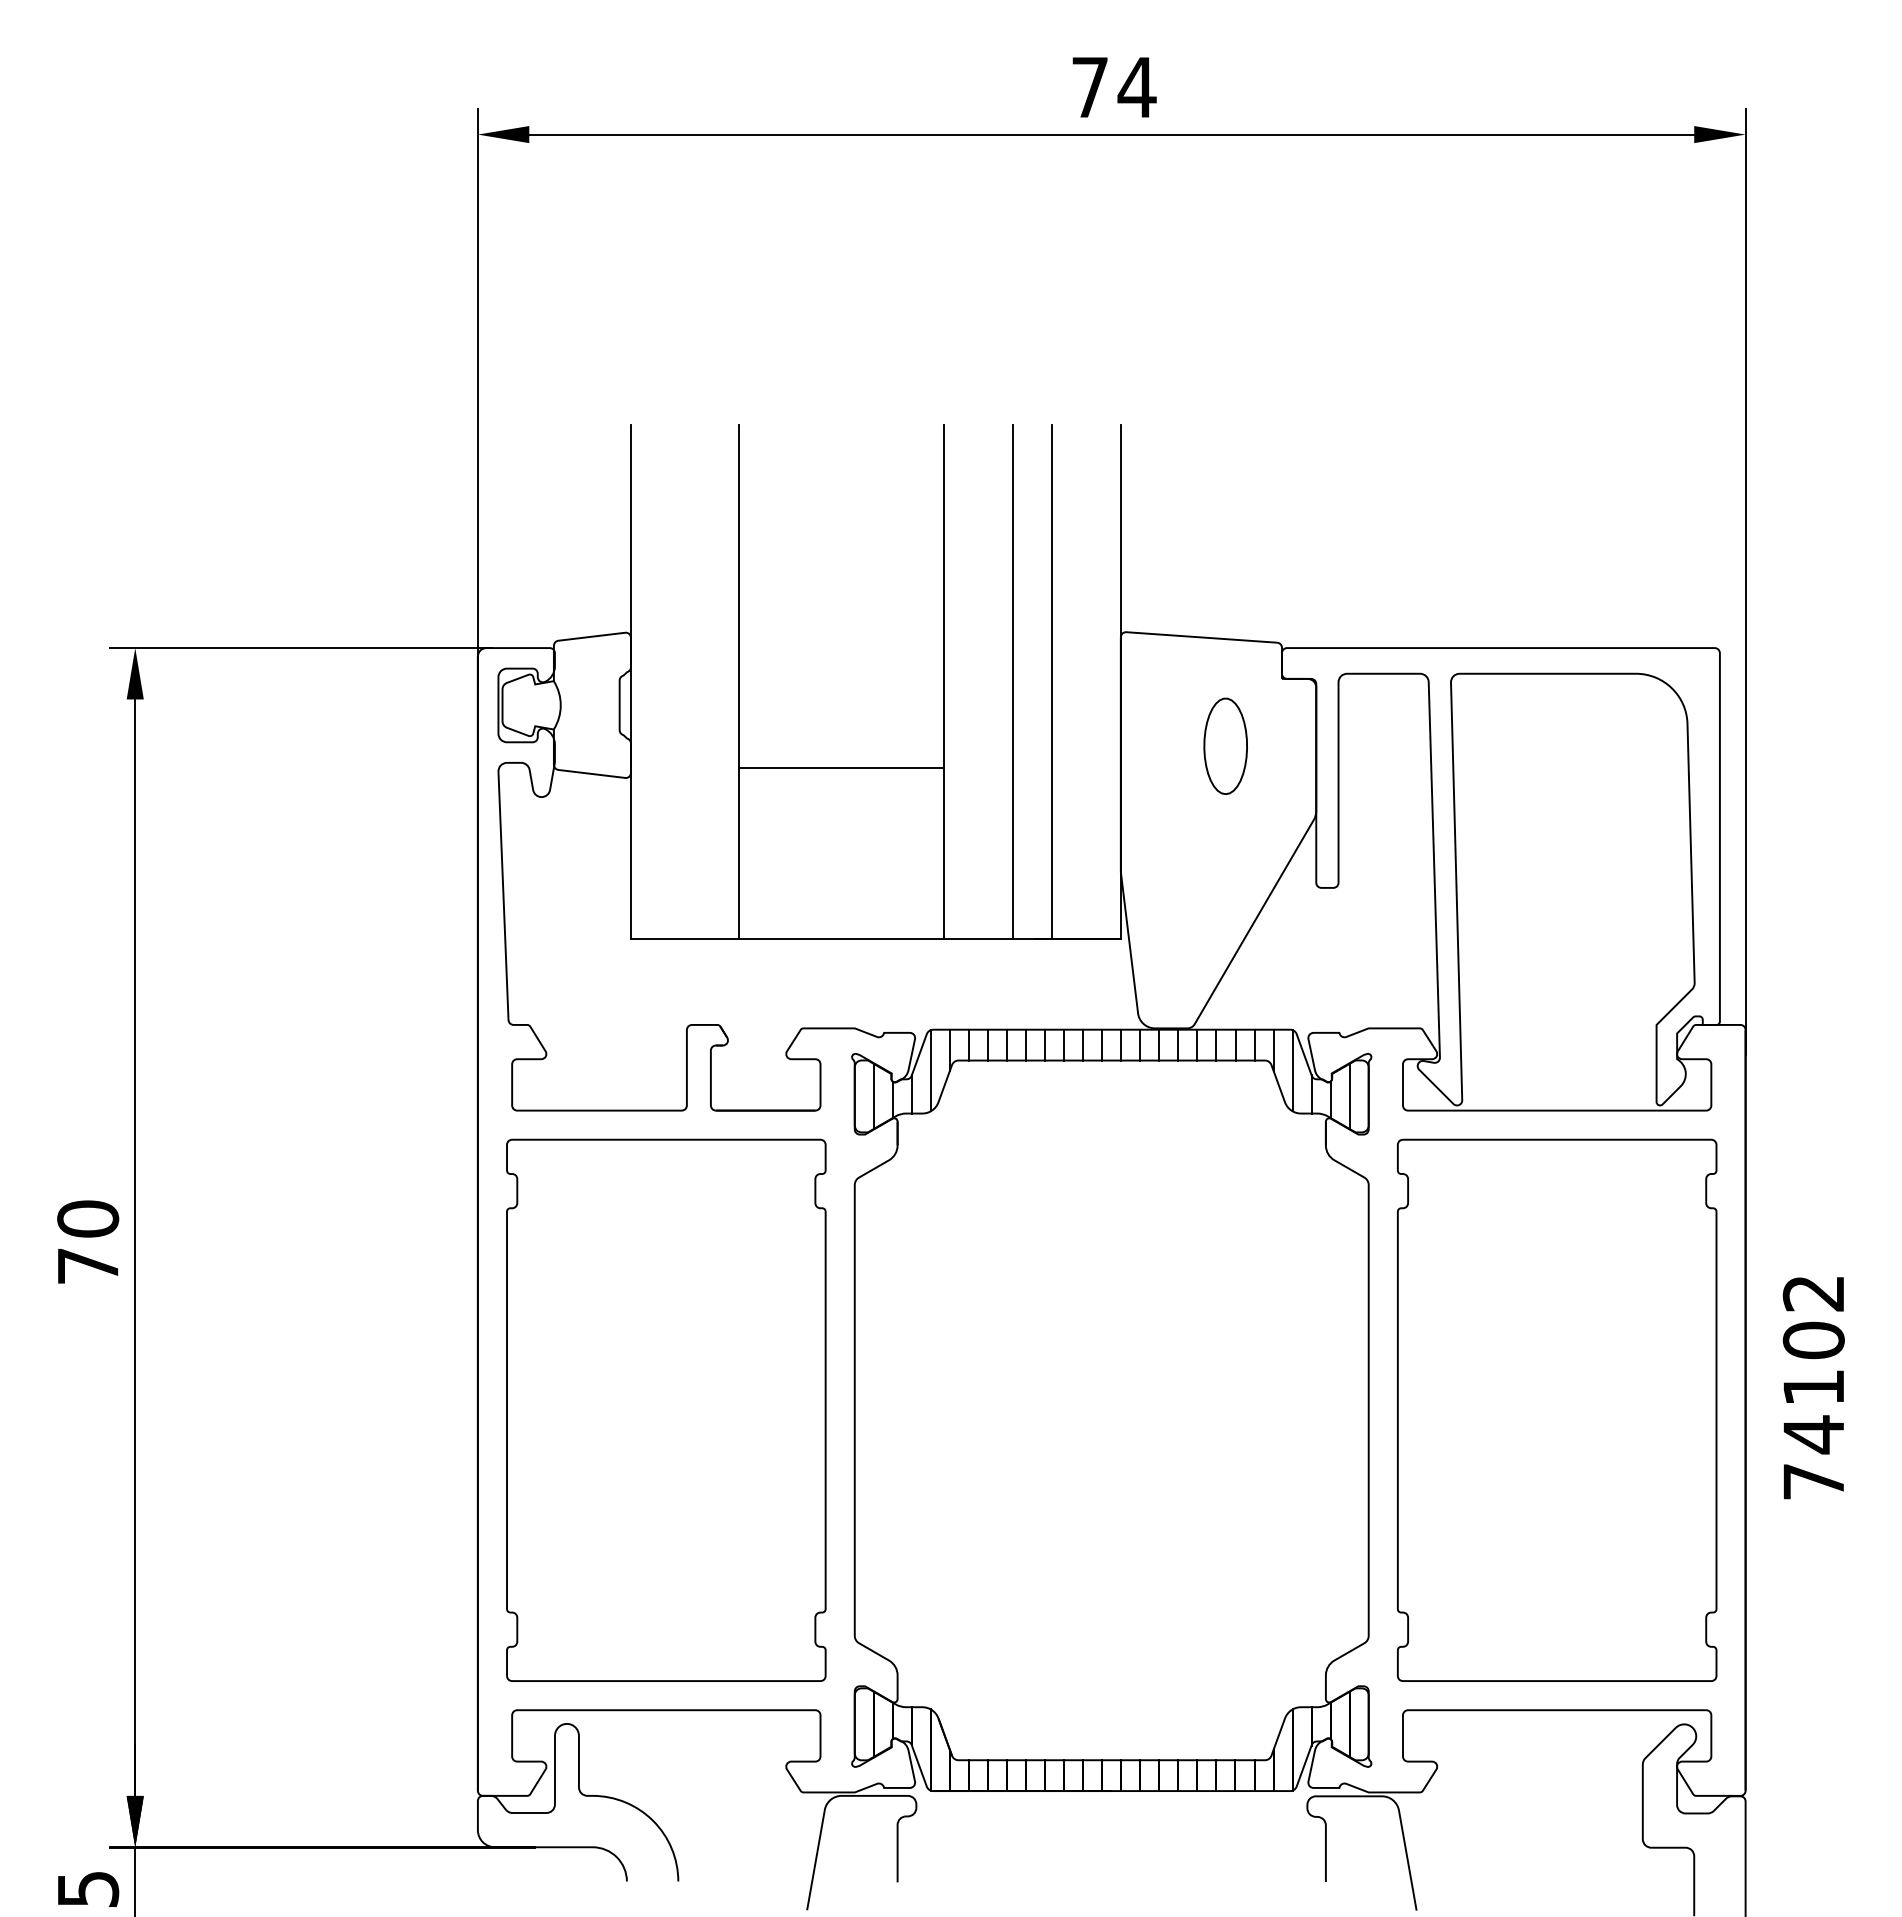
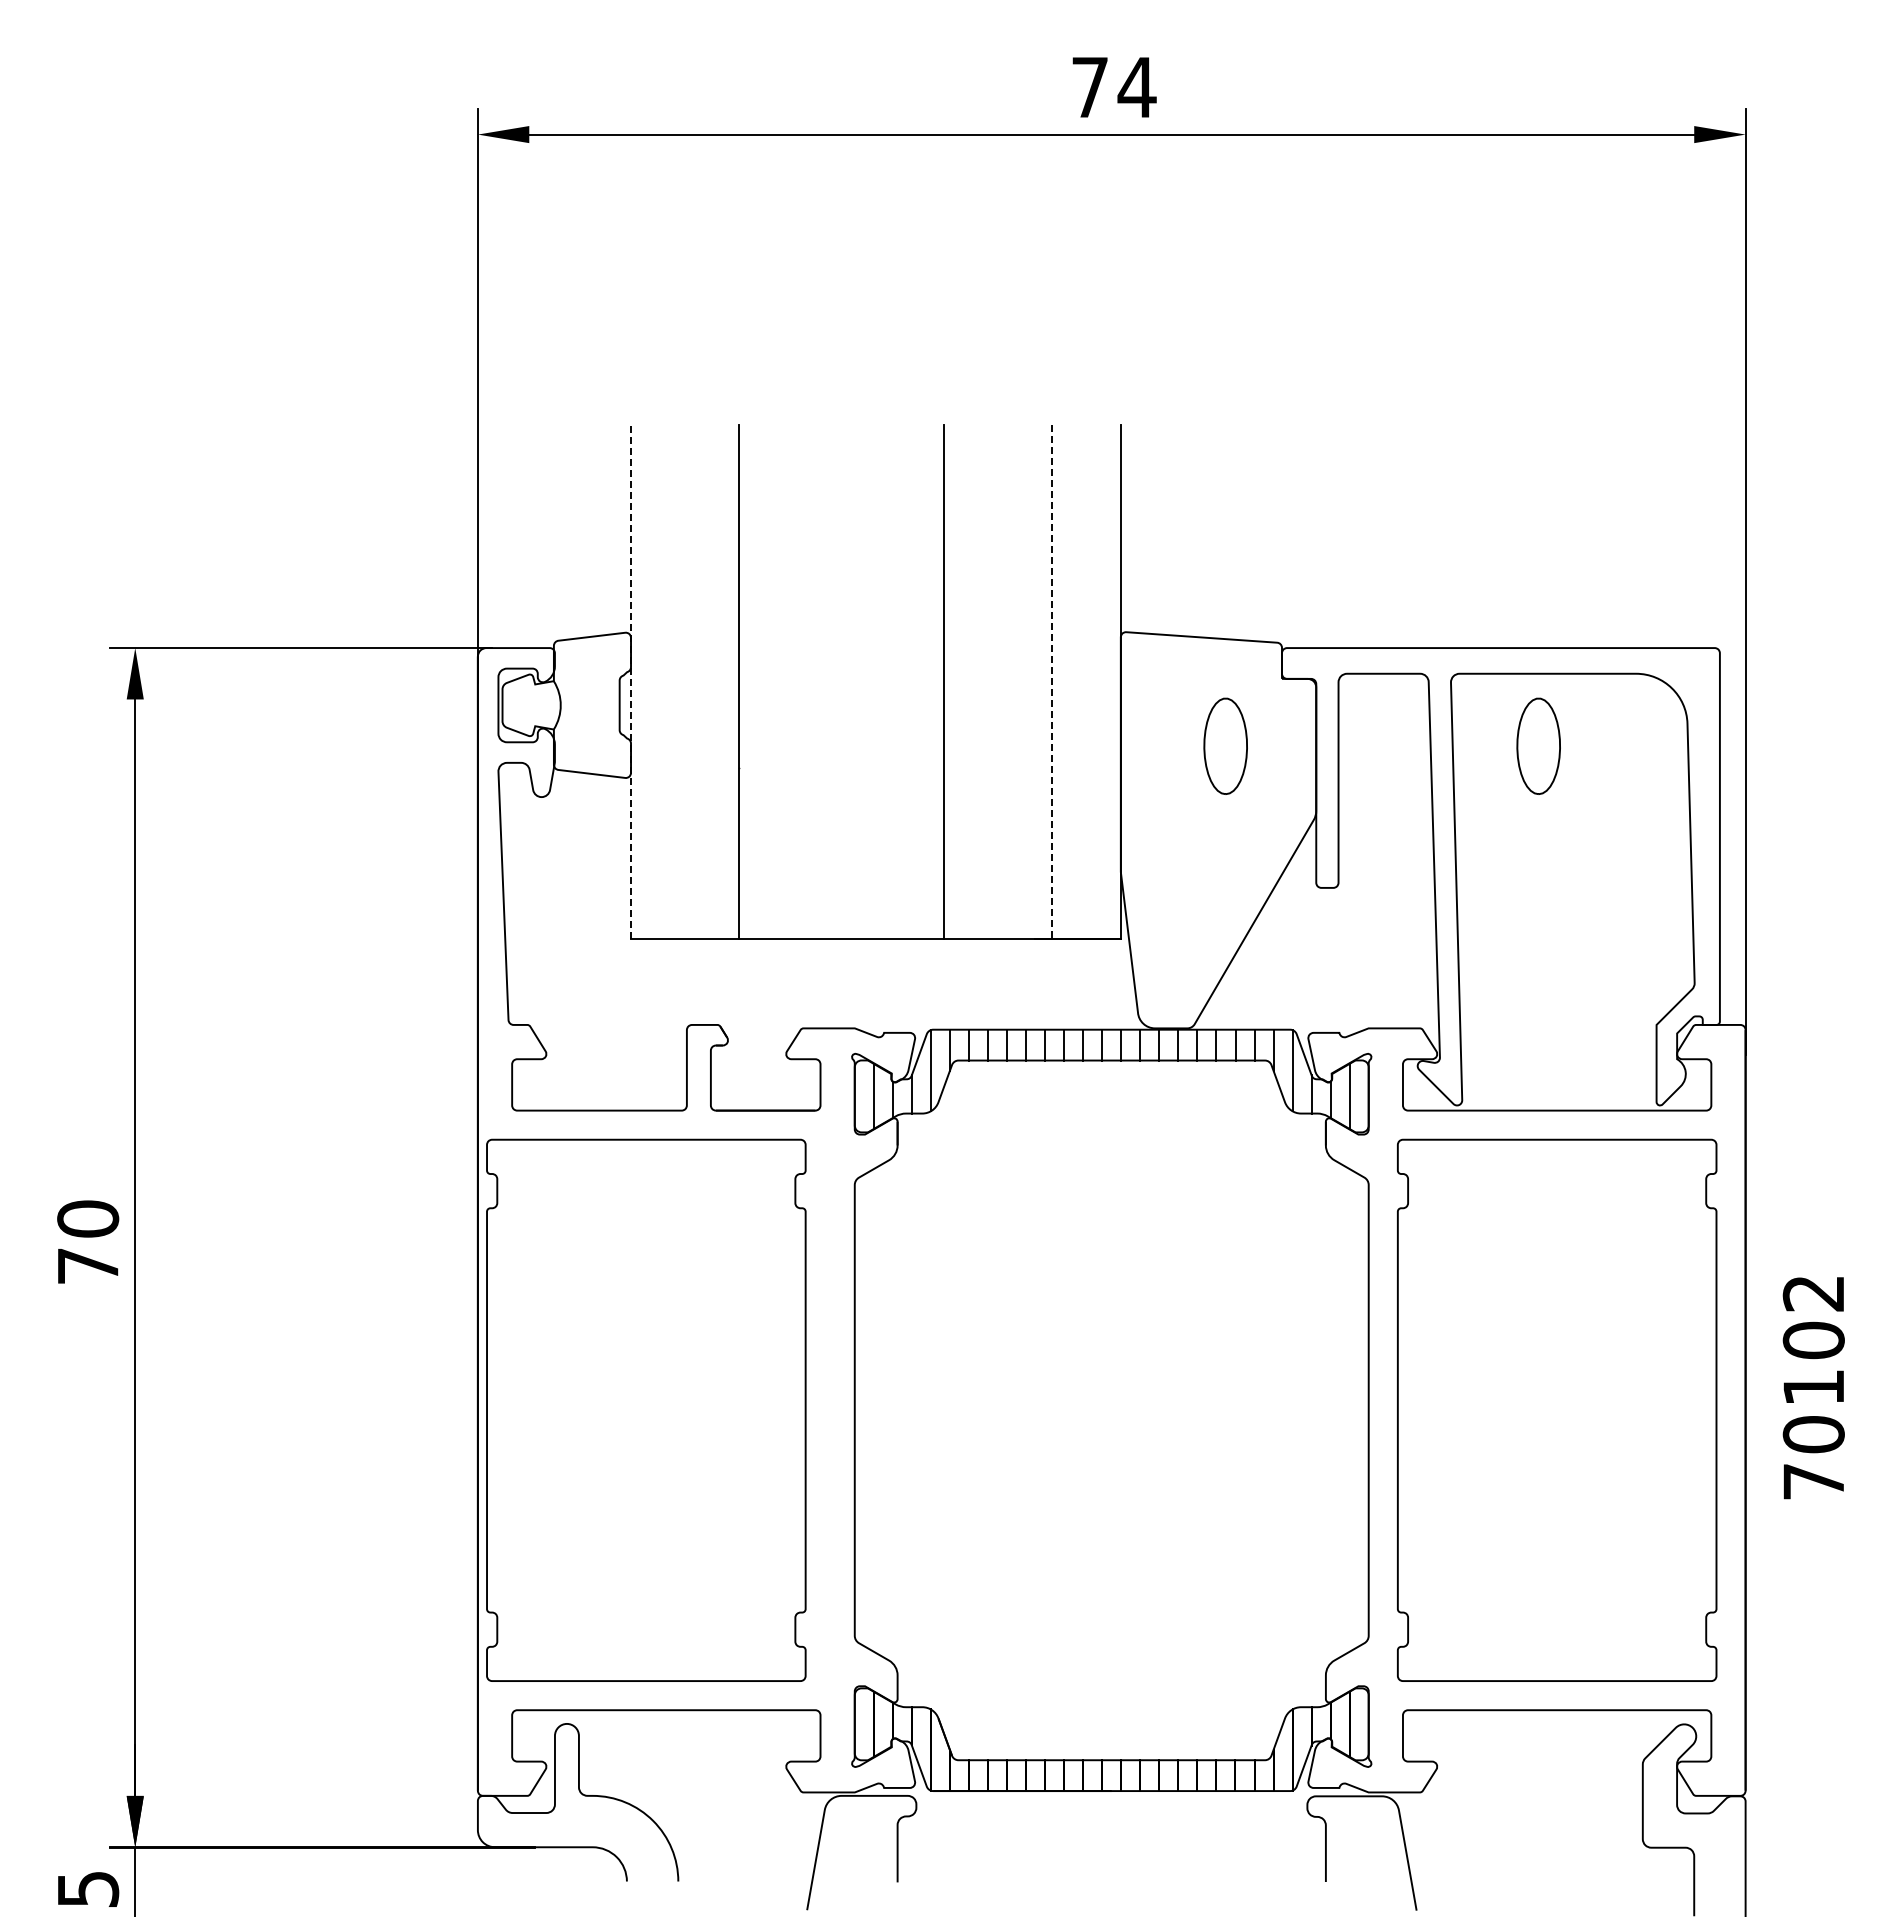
line: solid -> dashed (630, 682)
line: present -> none (1012, 682)
line: solid -> dashed (1052, 682)
part: none -> present (1538, 745)
line: present -> none (841, 767)
part position: (666, 1409) -> (646, 1409) (646, 1409)
text: 74102 -> 70102 (1813, 1434)
